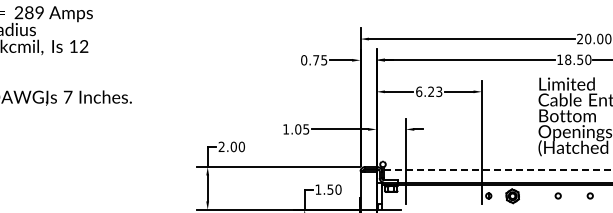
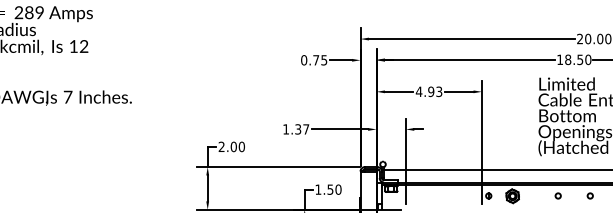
text: 6.23 -> 4.93 (424, 91)
text: 1.05 -> 1.37 (302, 129)
line: dashed -> solid (498, 169)
